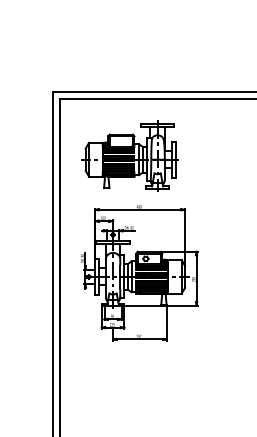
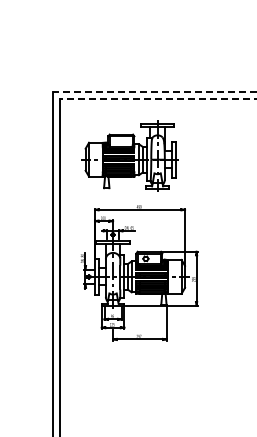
line: solid -> dashed (154, 92)
line: solid -> dashed (157, 99)
